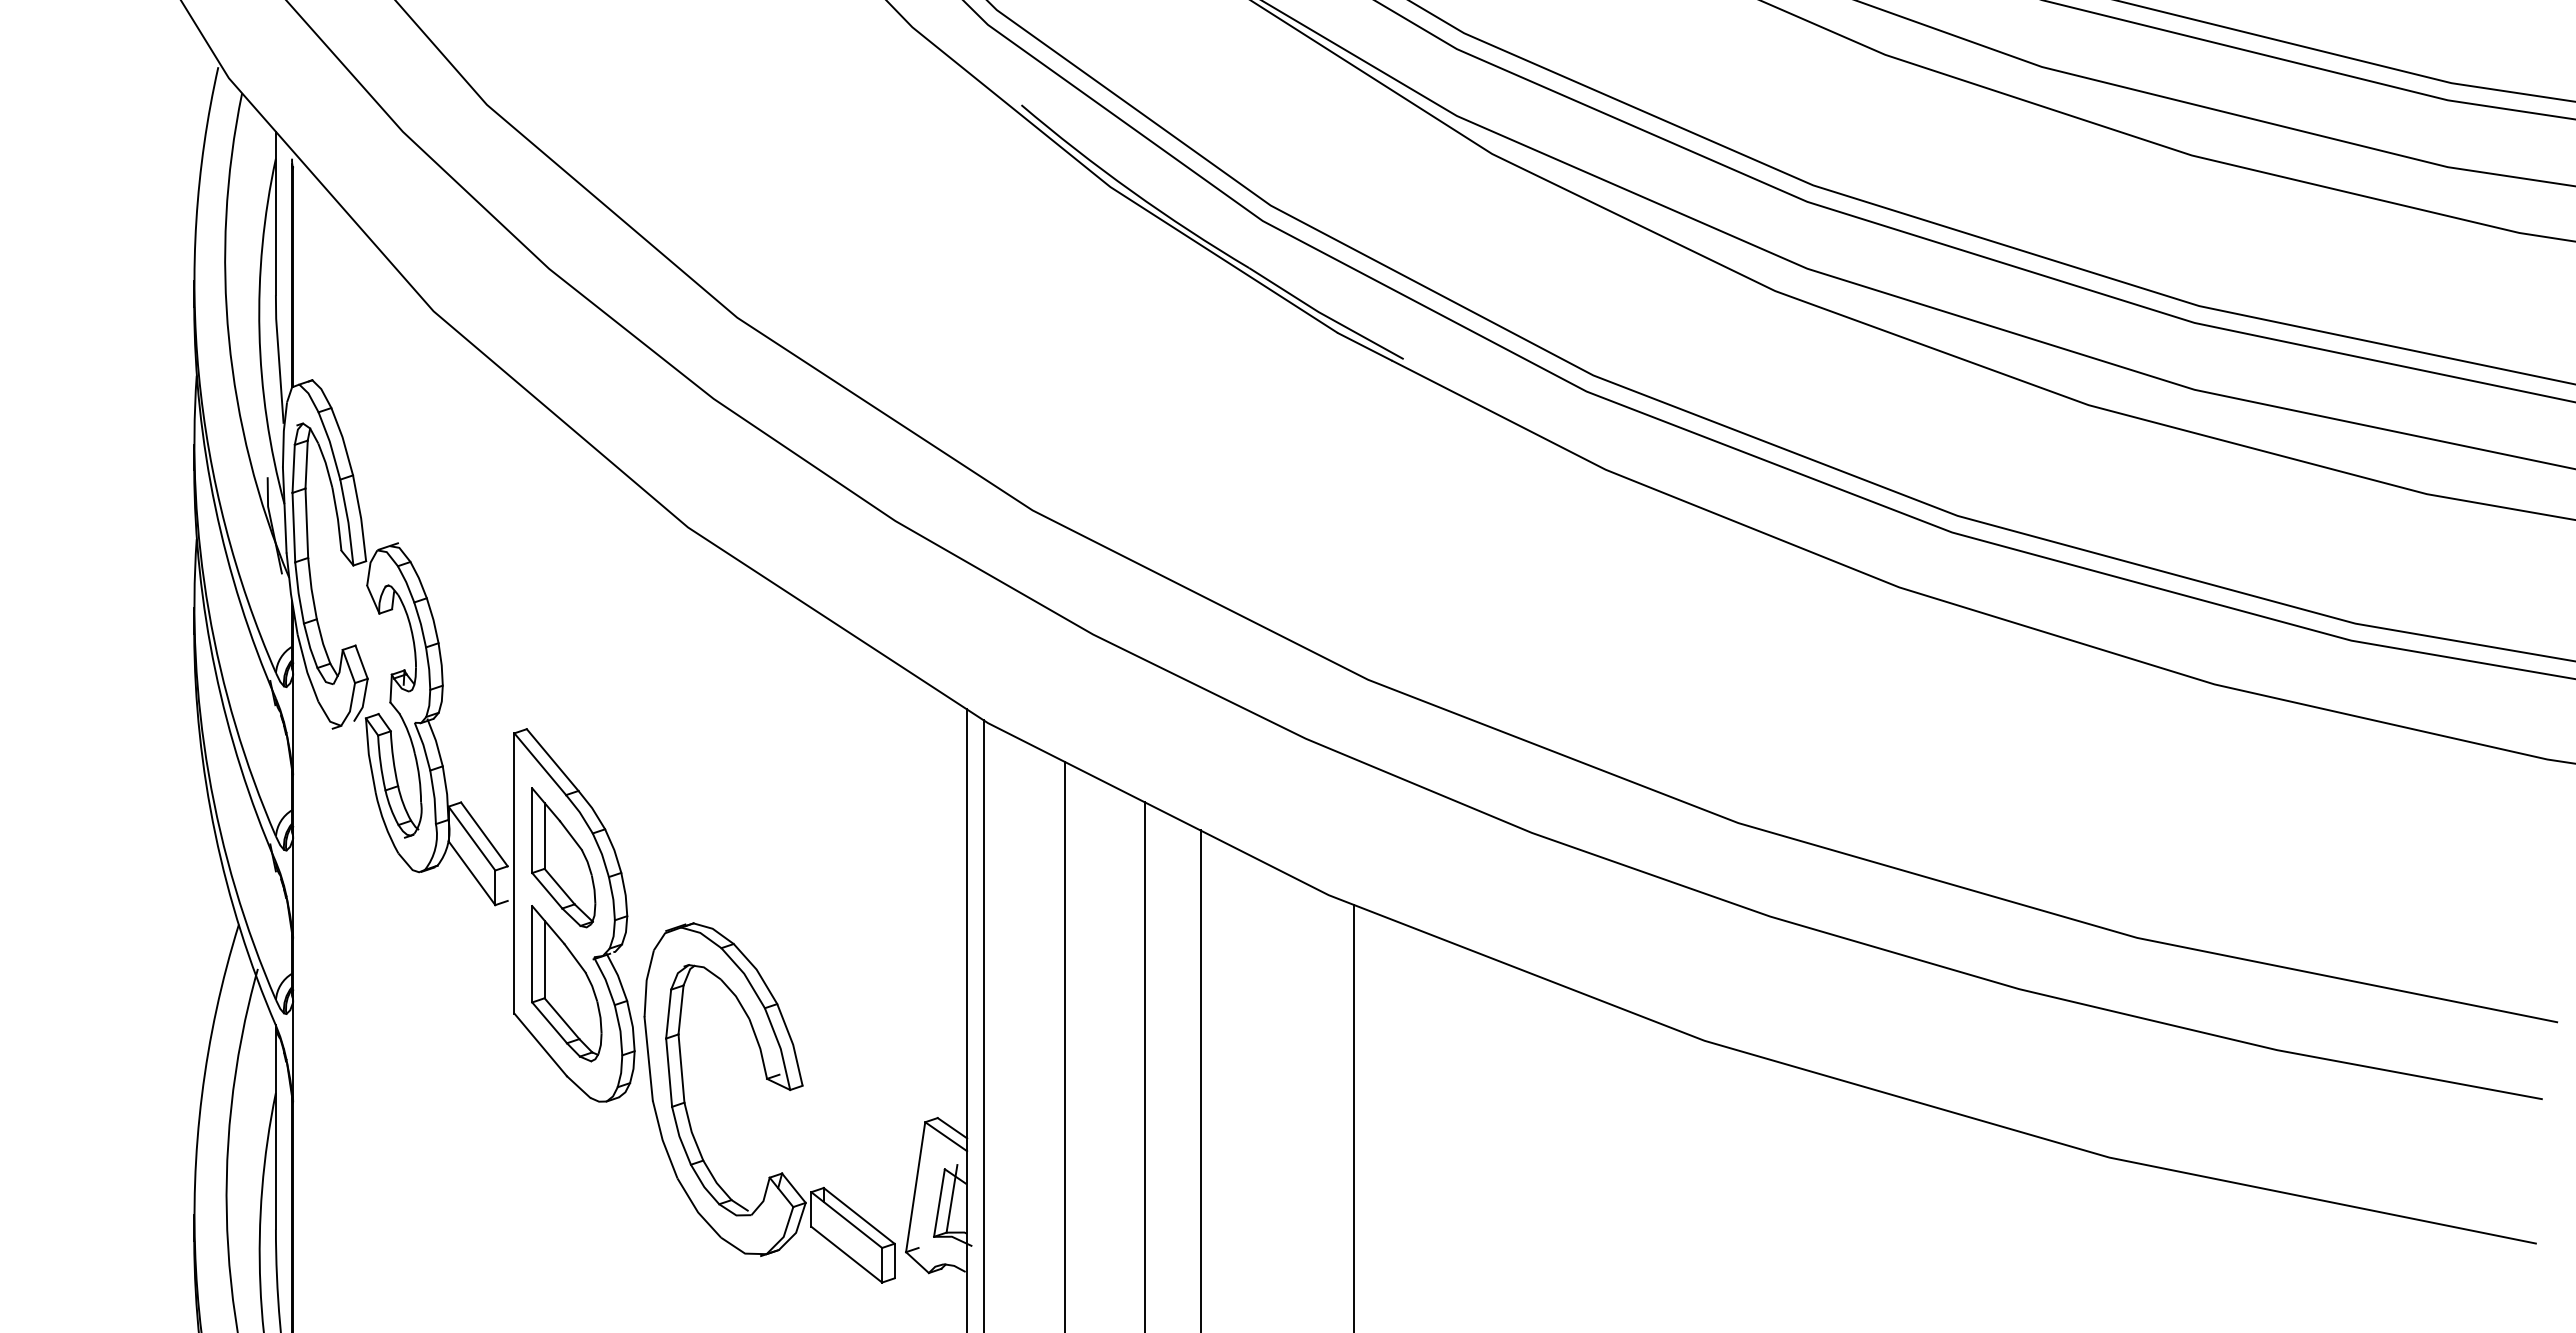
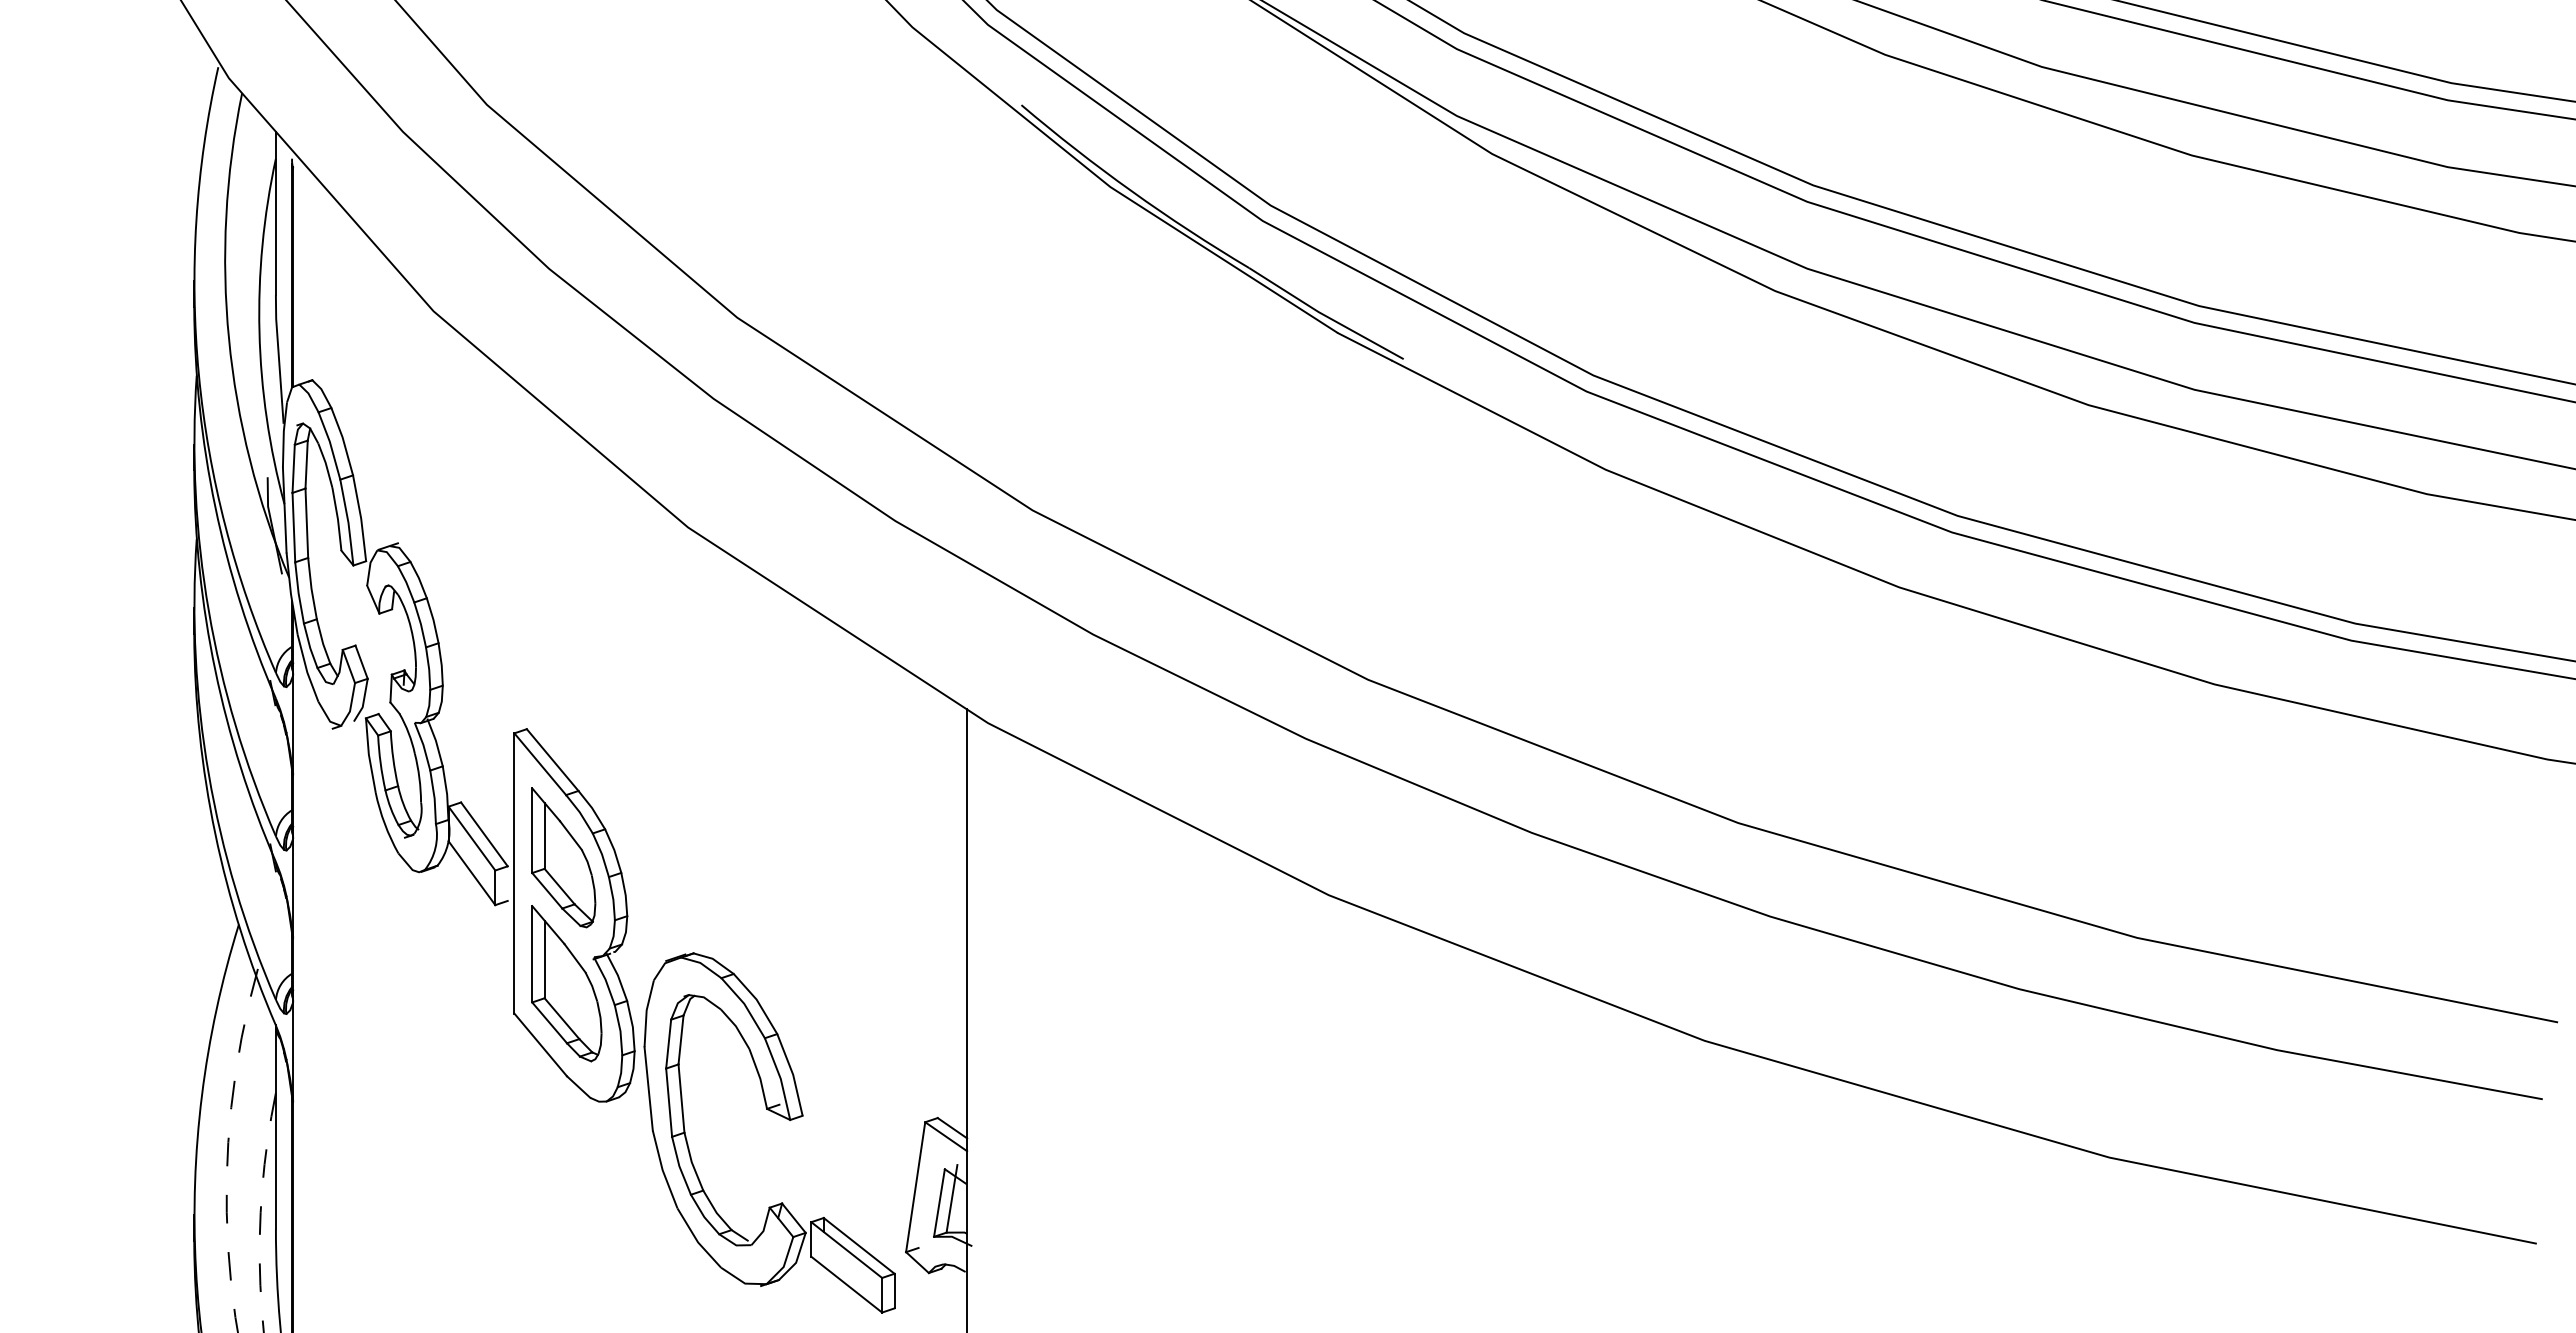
line: present -> none (983, 1024)
line: present -> none (1065, 1045)
line: present -> none (1144, 1065)
line: present -> none (1200, 1079)
part position: (778, 1085) -> (778, 1115) (778, 1115)
line: present -> none (1353, 1116)
arc: solid -> dashed (227, 1150)
arc: solid -> dashed (260, 1212)
